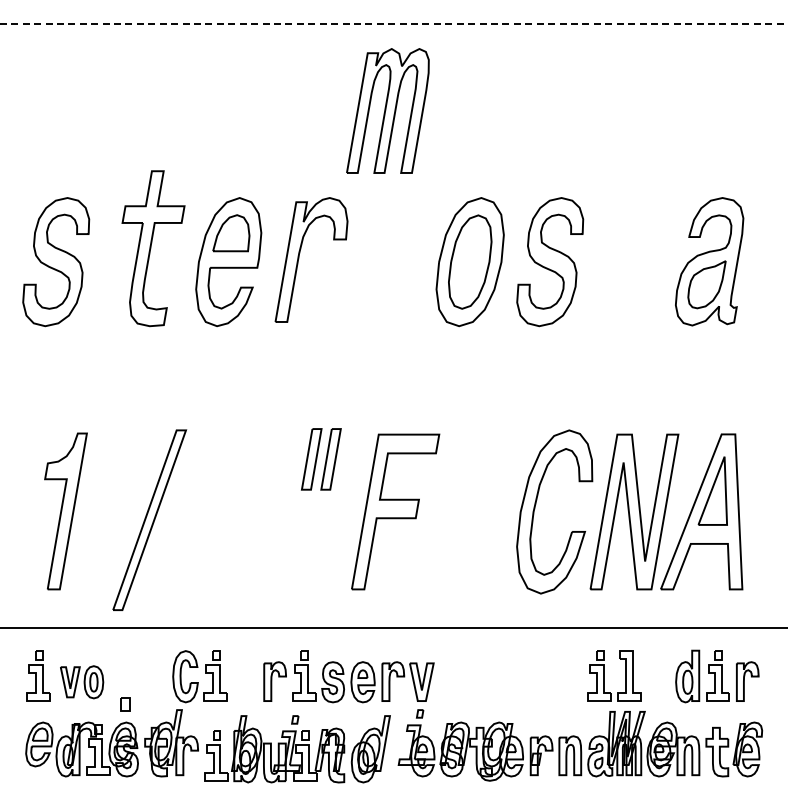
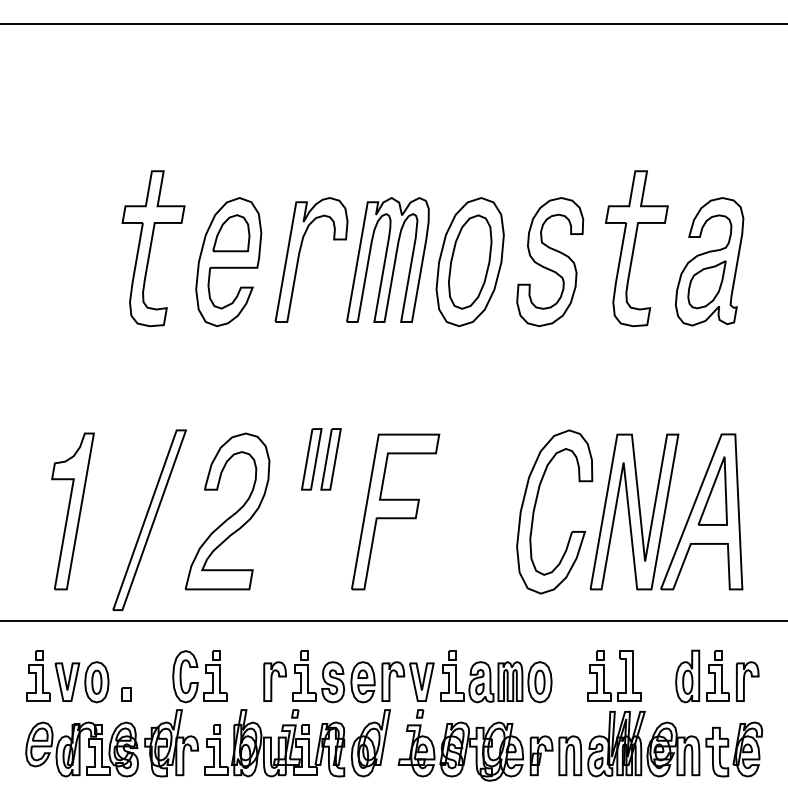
line: dashed -> solid (395, 24)
part position: (387, 110) -> (387, 259) (387, 259)
part: none -> present (636, 248)
part: present -> none (56, 262)
part position: (65, 511) -> (72, 511) (72, 511)
part: none -> present (227, 511)
line position: (393, 628) -> (393, 621) (393, 621)
part: none -> present (496, 676)
part size: 45x35 px -> 56x43 px (81, 682)
part position: (125, 704) -> (126, 694) (126, 694)
part position: (297, 749) -> (297, 743) (297, 743)
